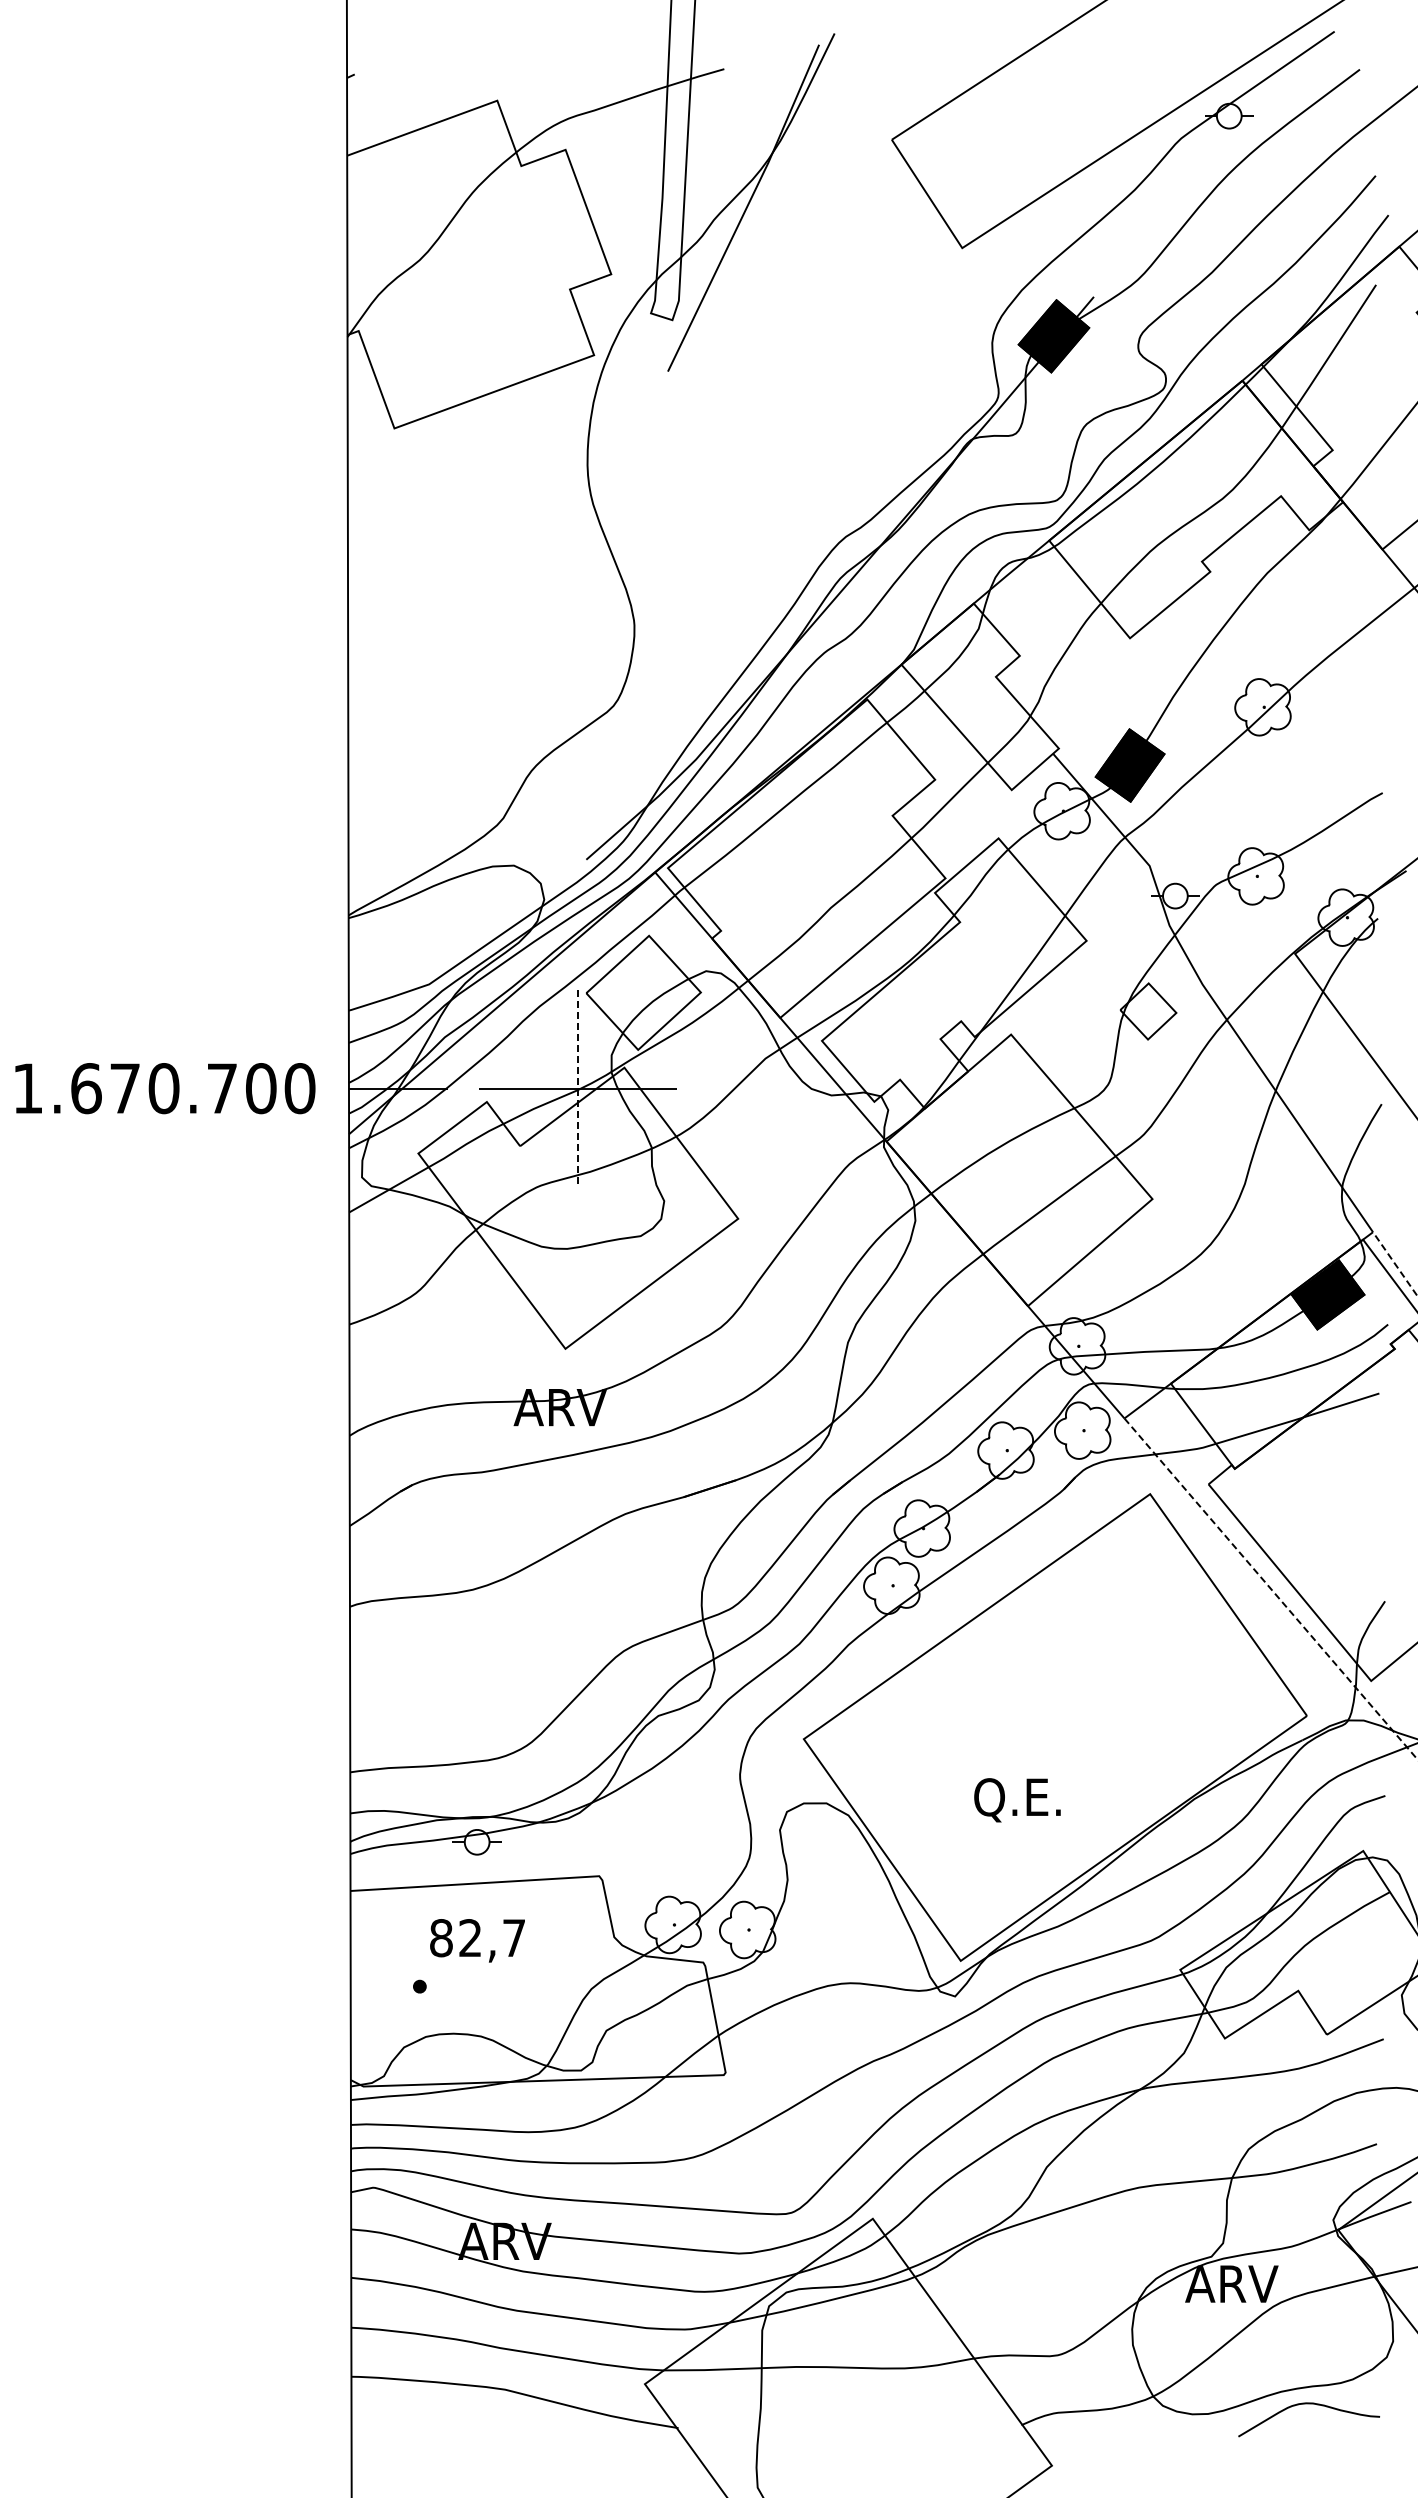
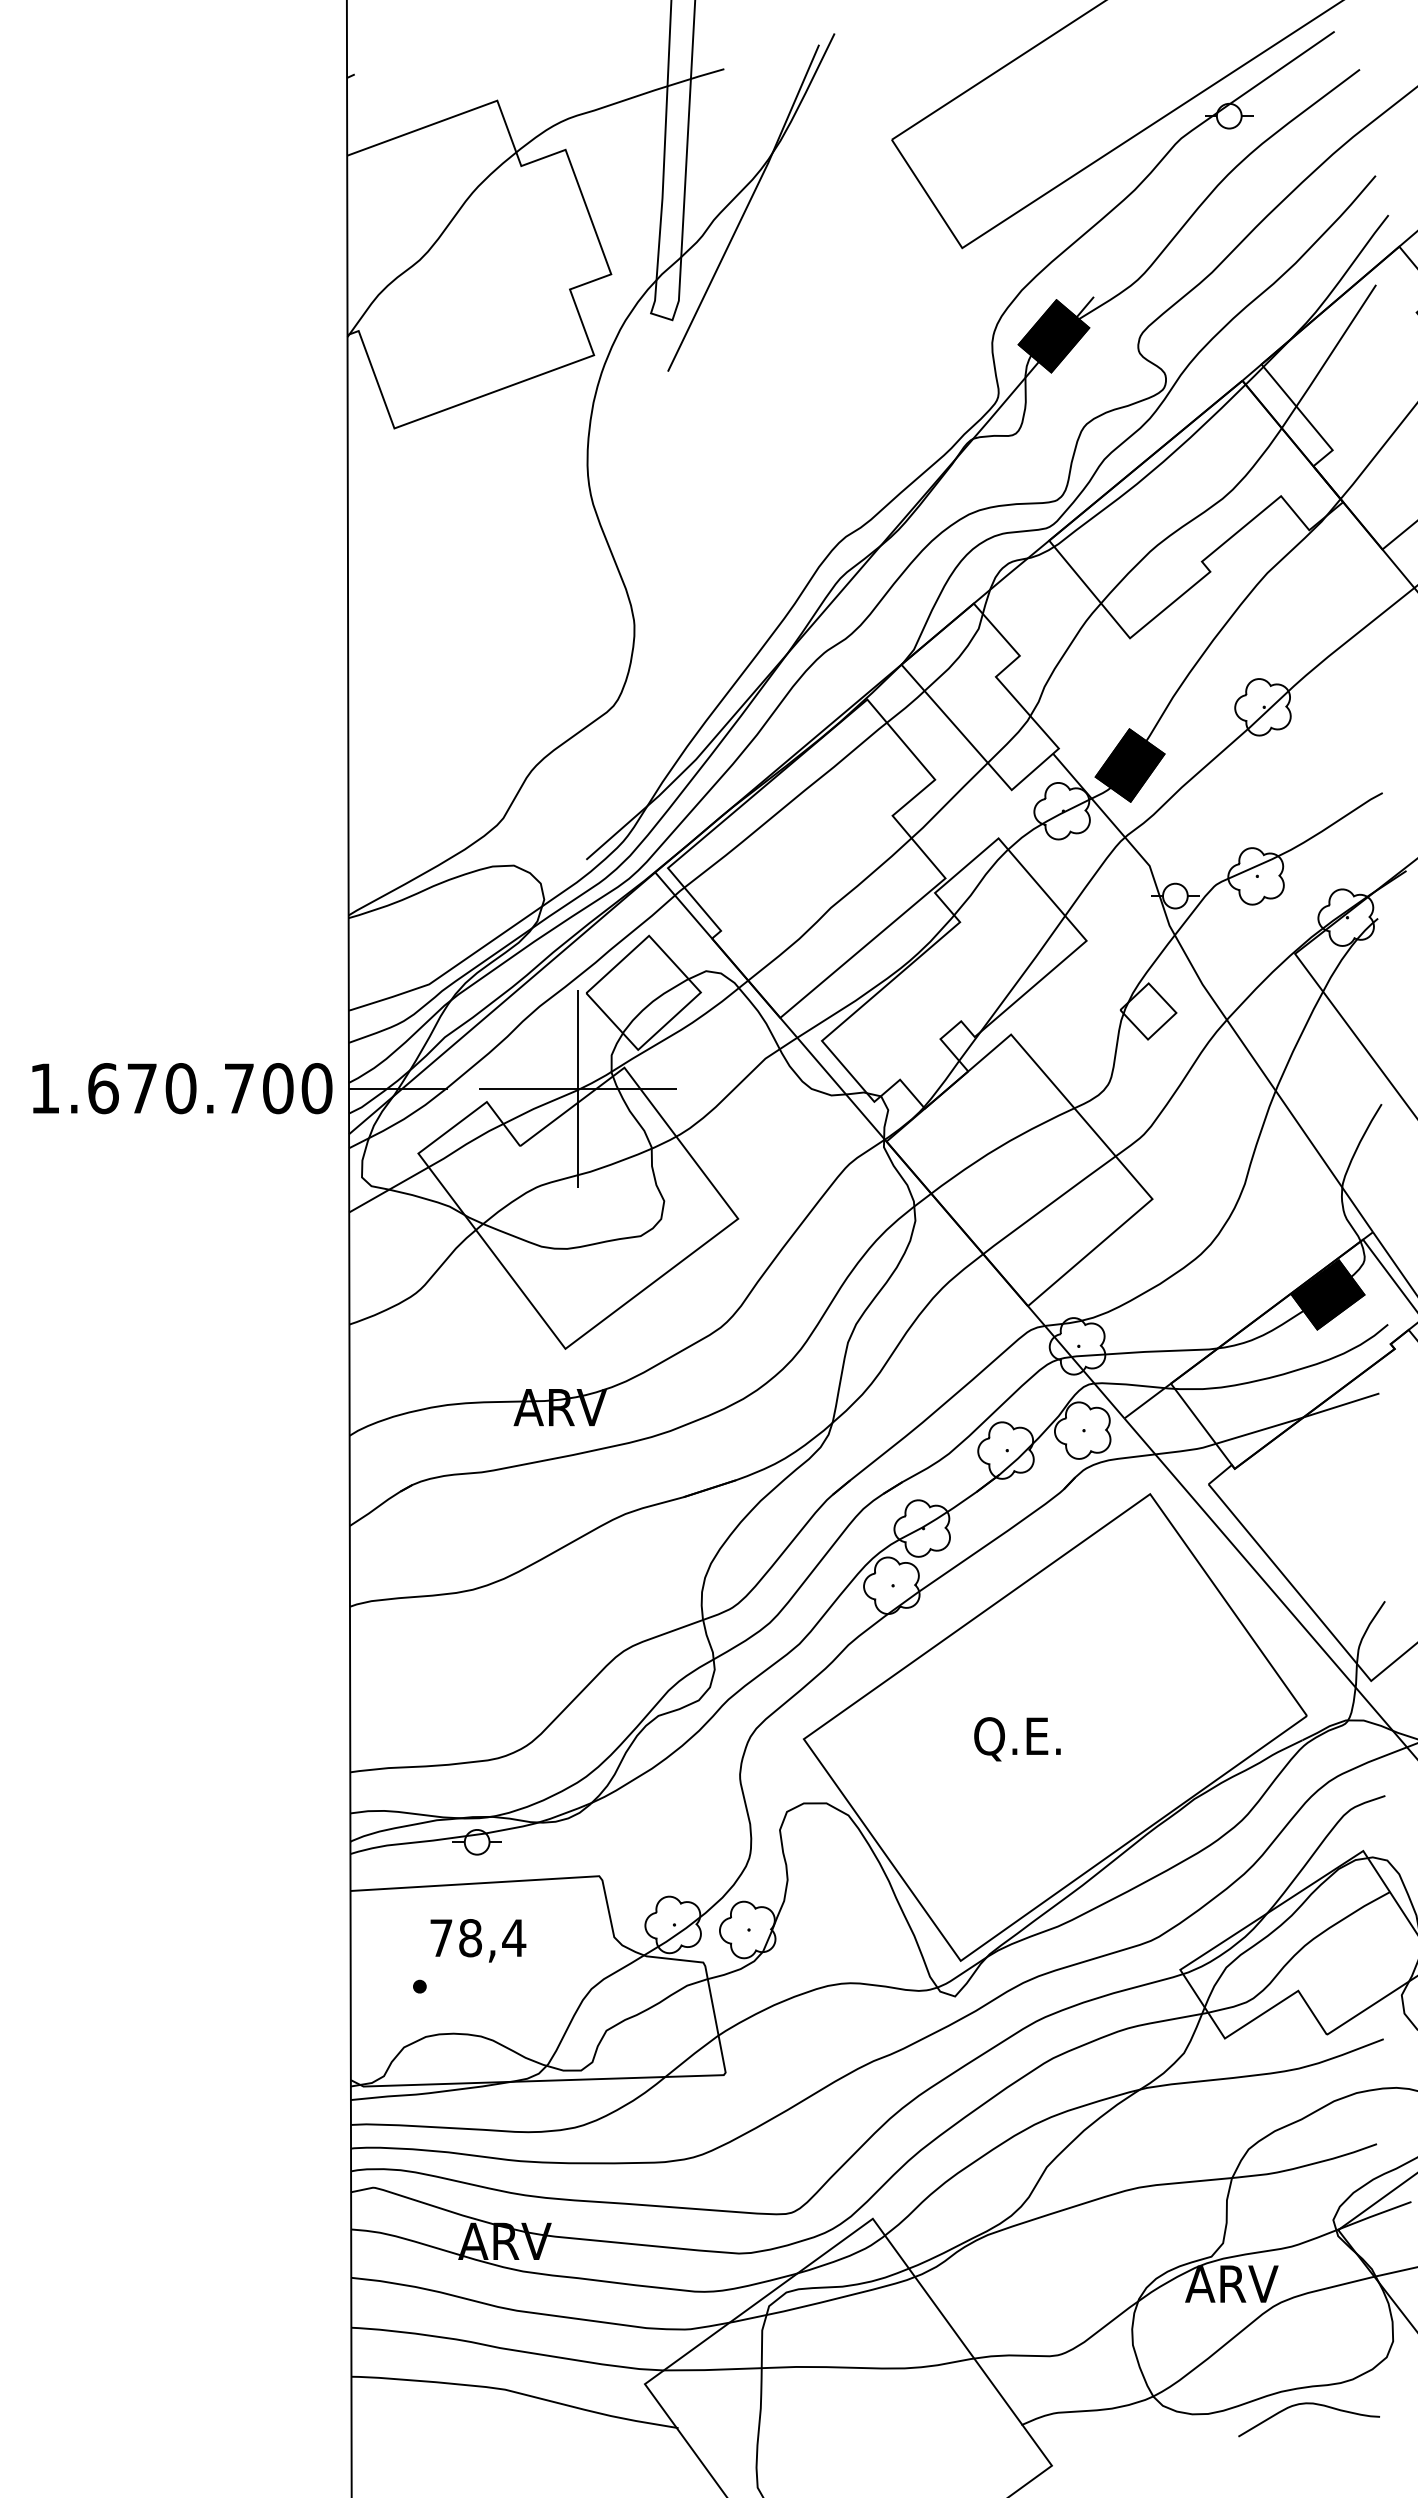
text position: (165, 1088) -> (182, 1088) (182, 1088)
line: dashed -> solid (577, 1089)
line: dashed -> solid (1297, 1619)
text position: (1017, 1800) -> (1017, 1739) (1017, 1739)
text: 82,7 -> 78,4 (478, 1938)
